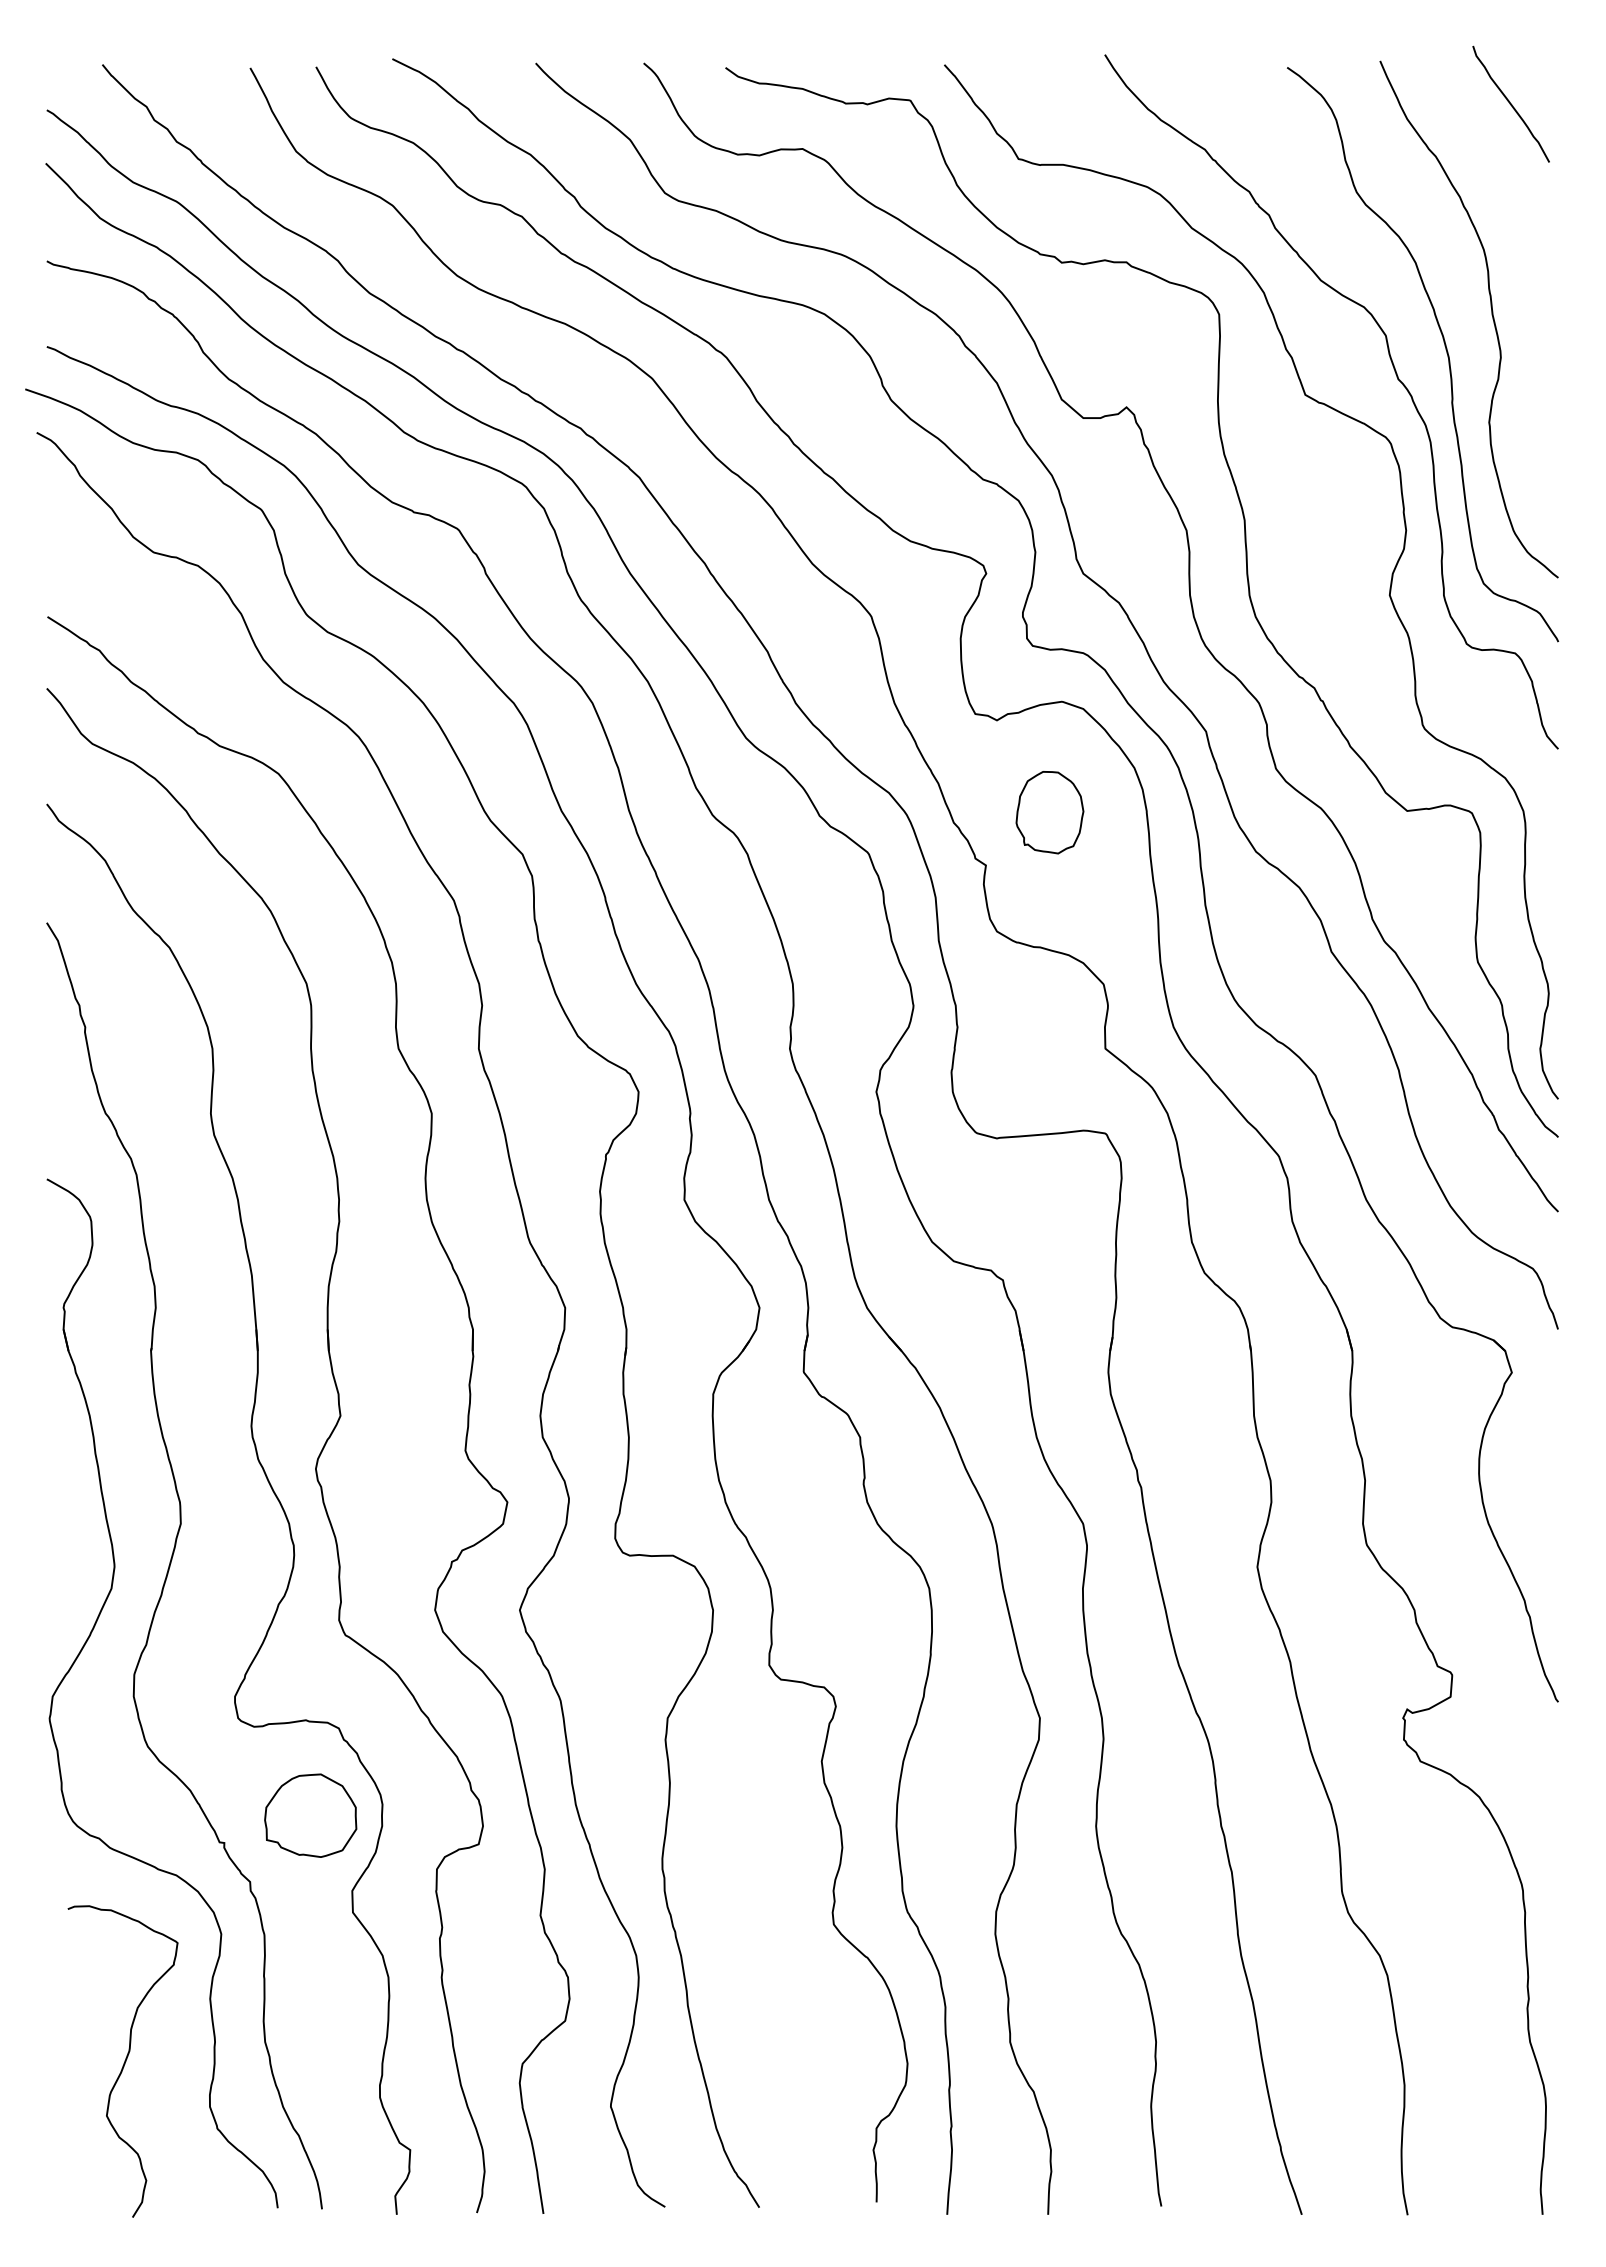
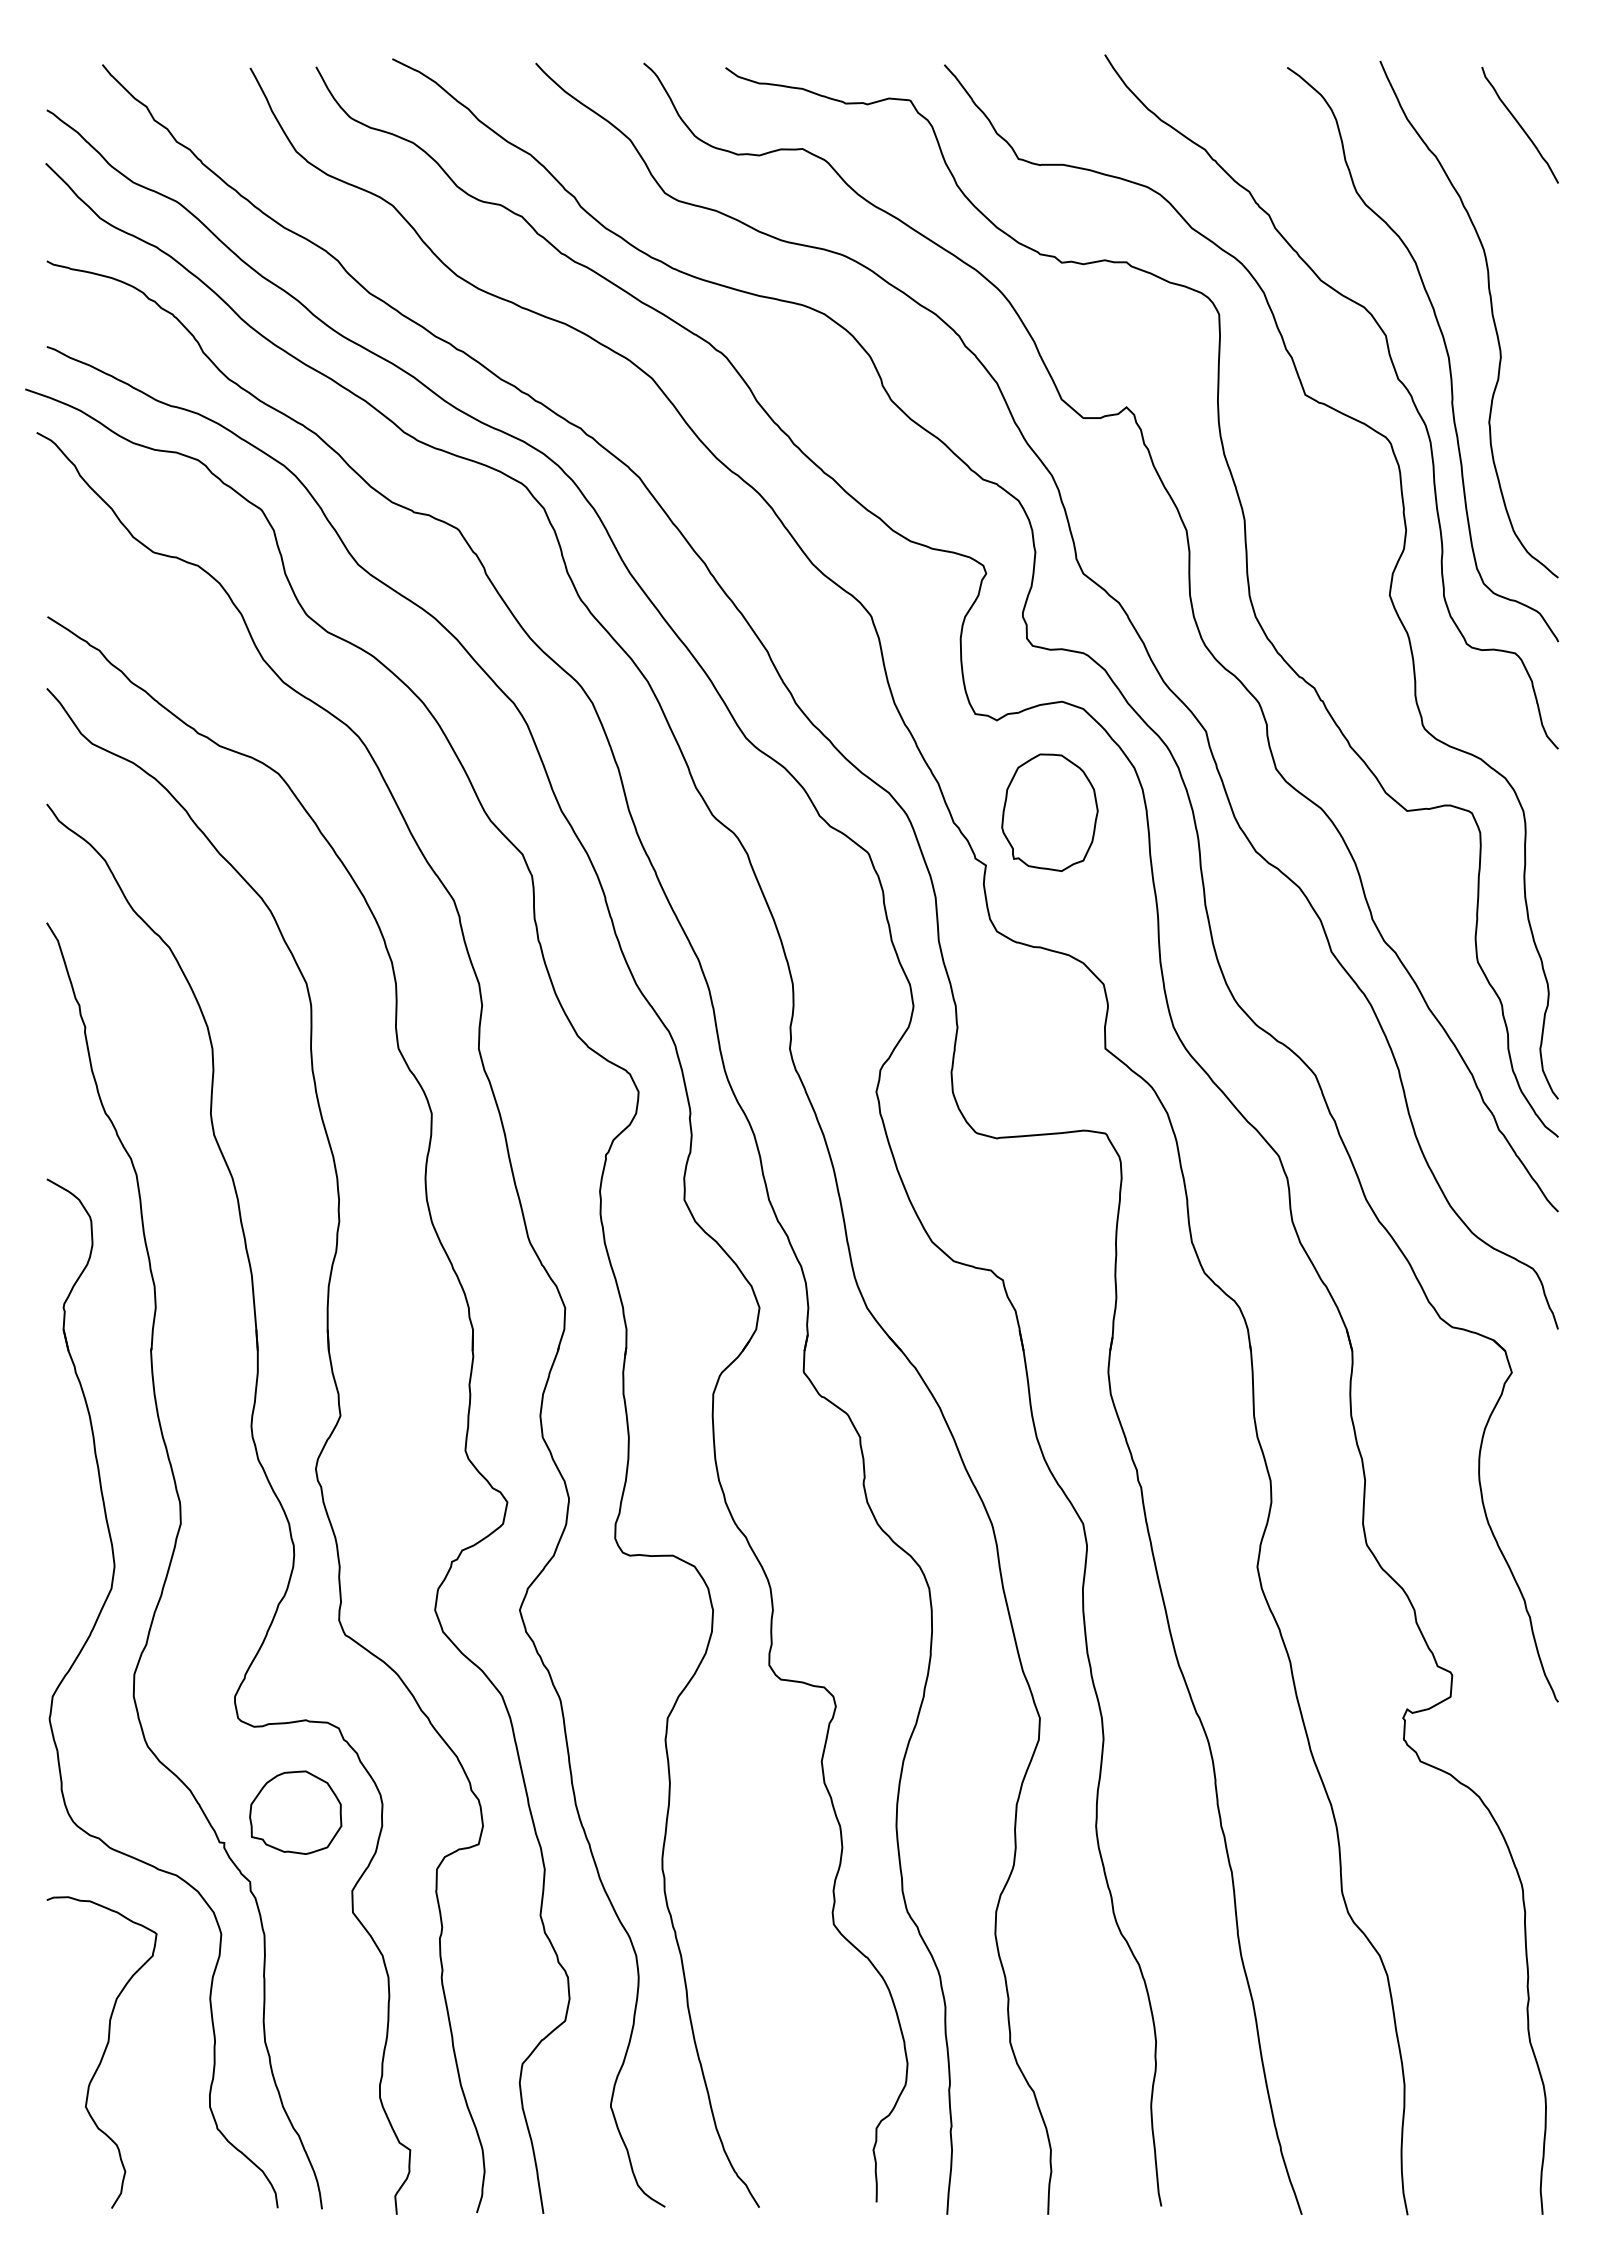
curve position: (1510, 103) -> (1519, 124) (1519, 124)
part size: 70x84 px -> 98x119 px (1049, 812)
part position: (310, 1815) -> (295, 1812) (295, 1812)
curve position: (124, 2061) -> (103, 2052) (103, 2052)
